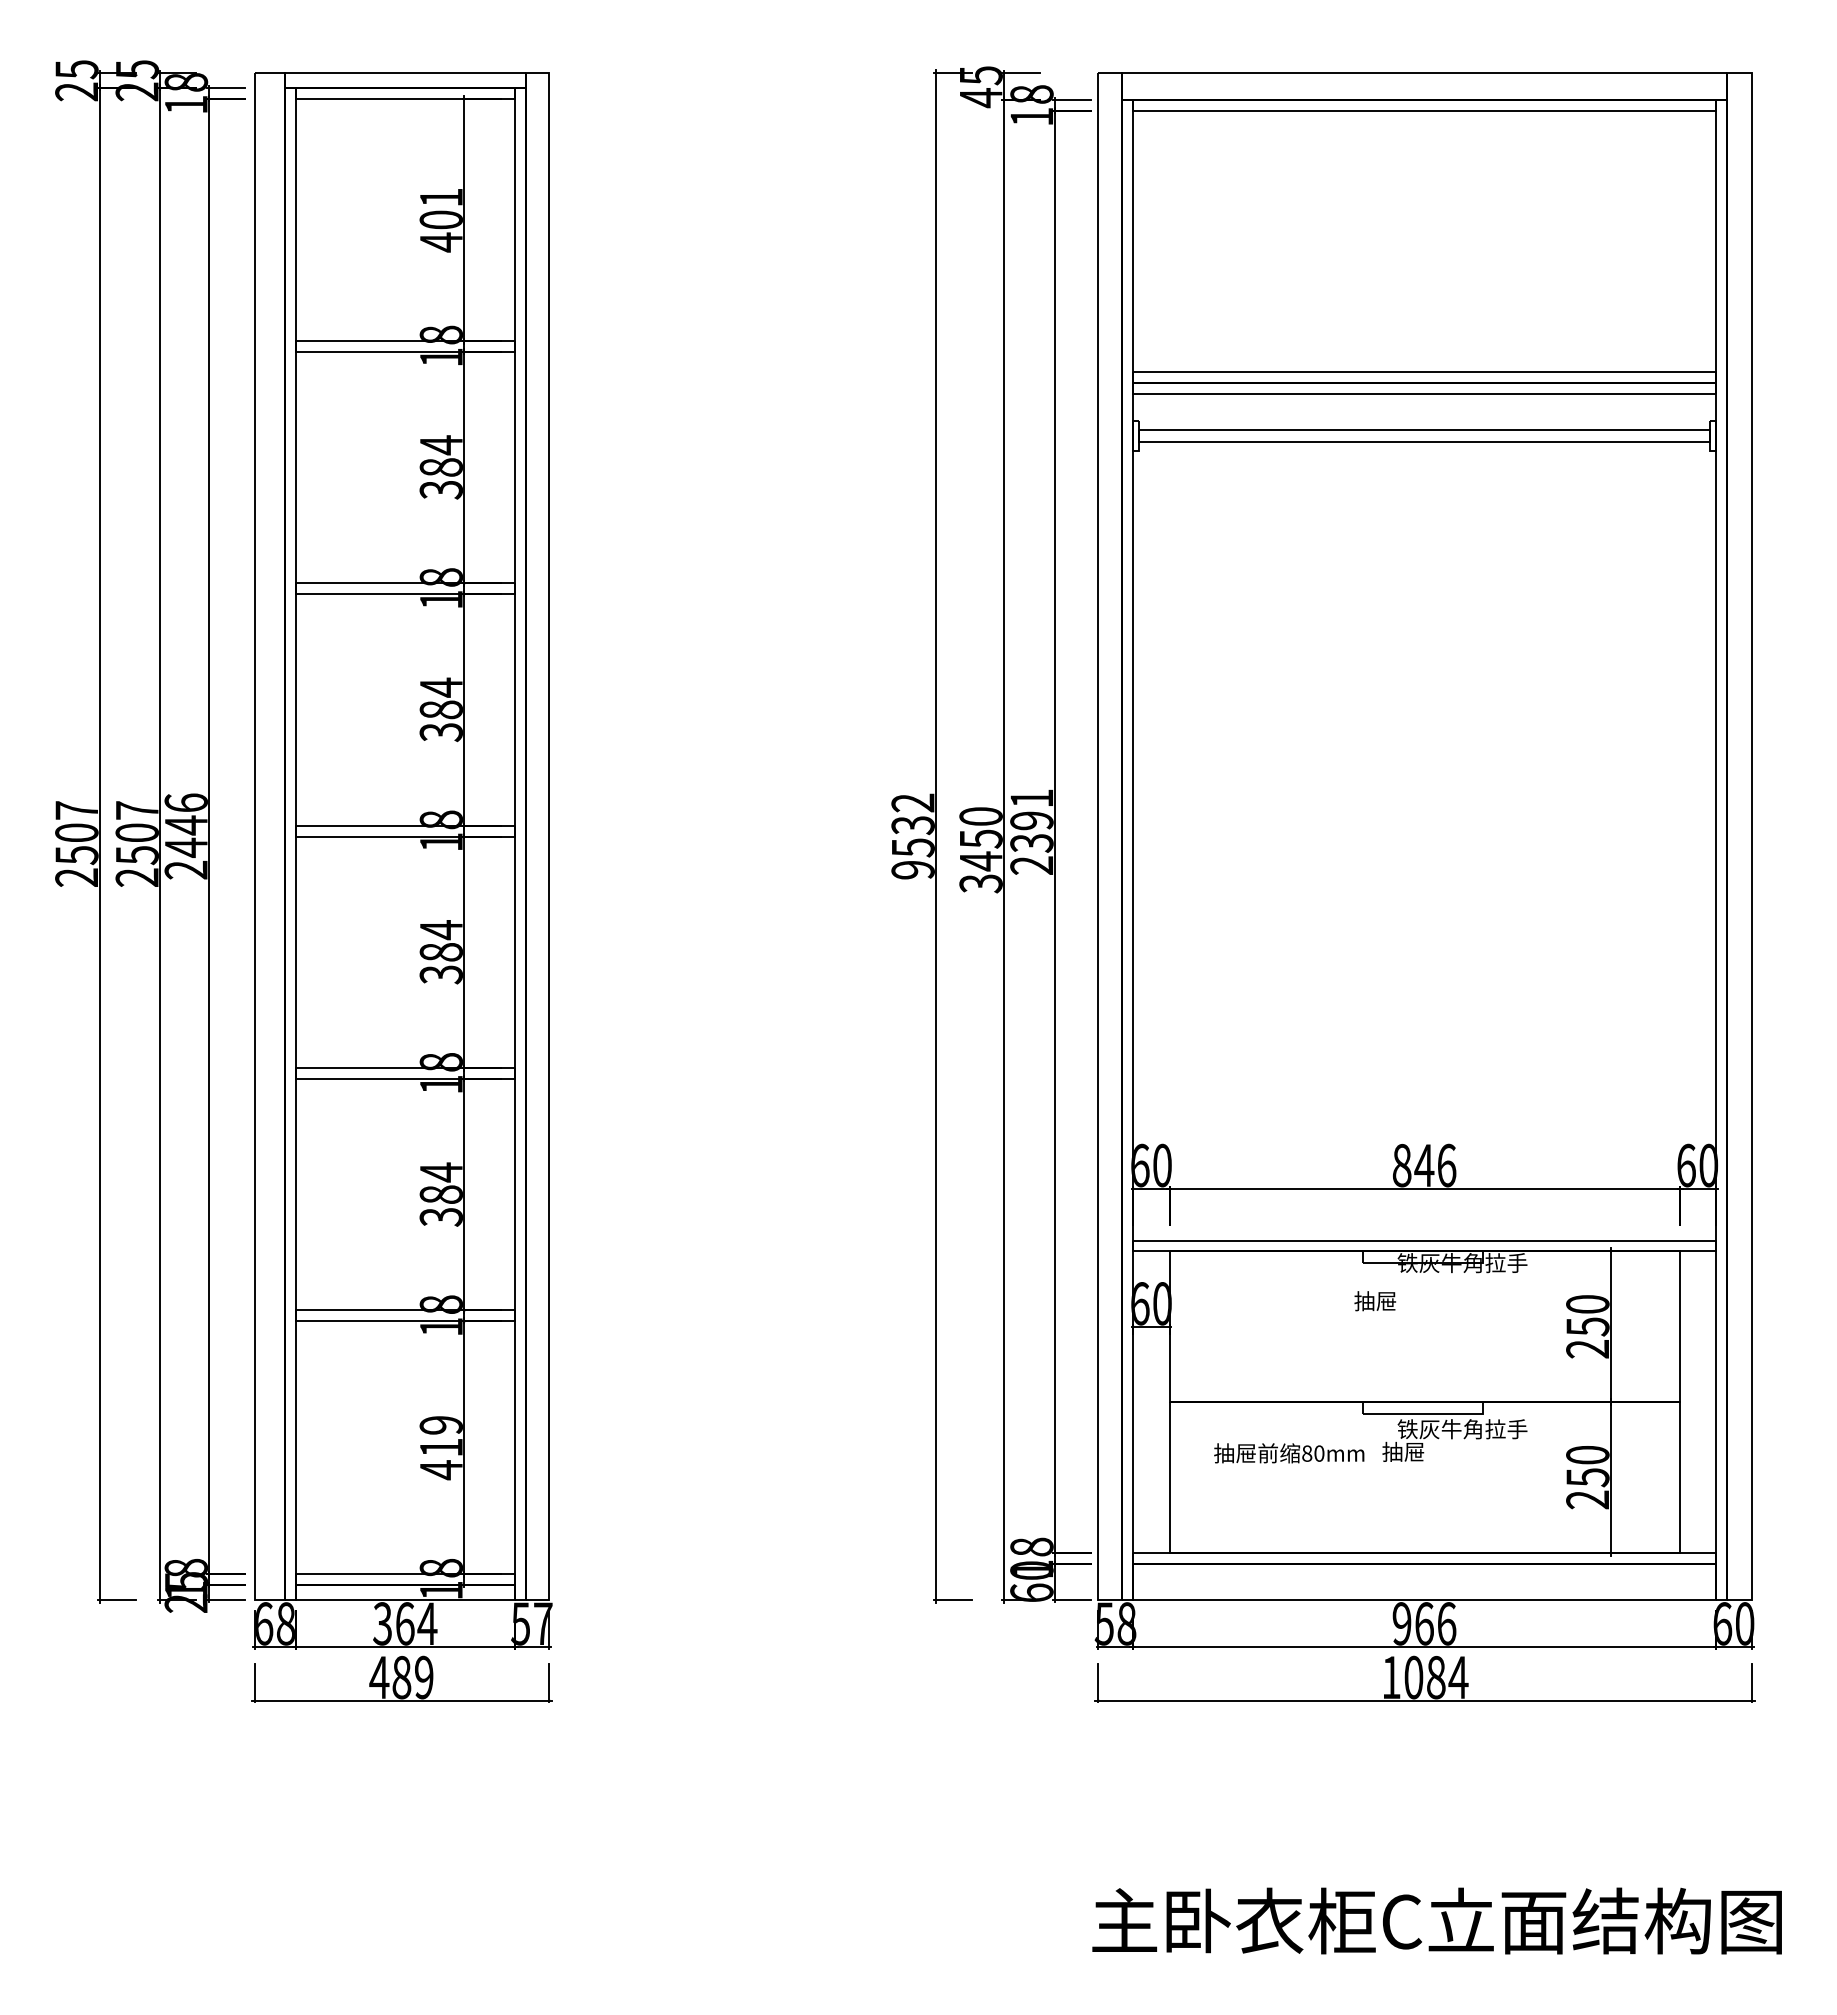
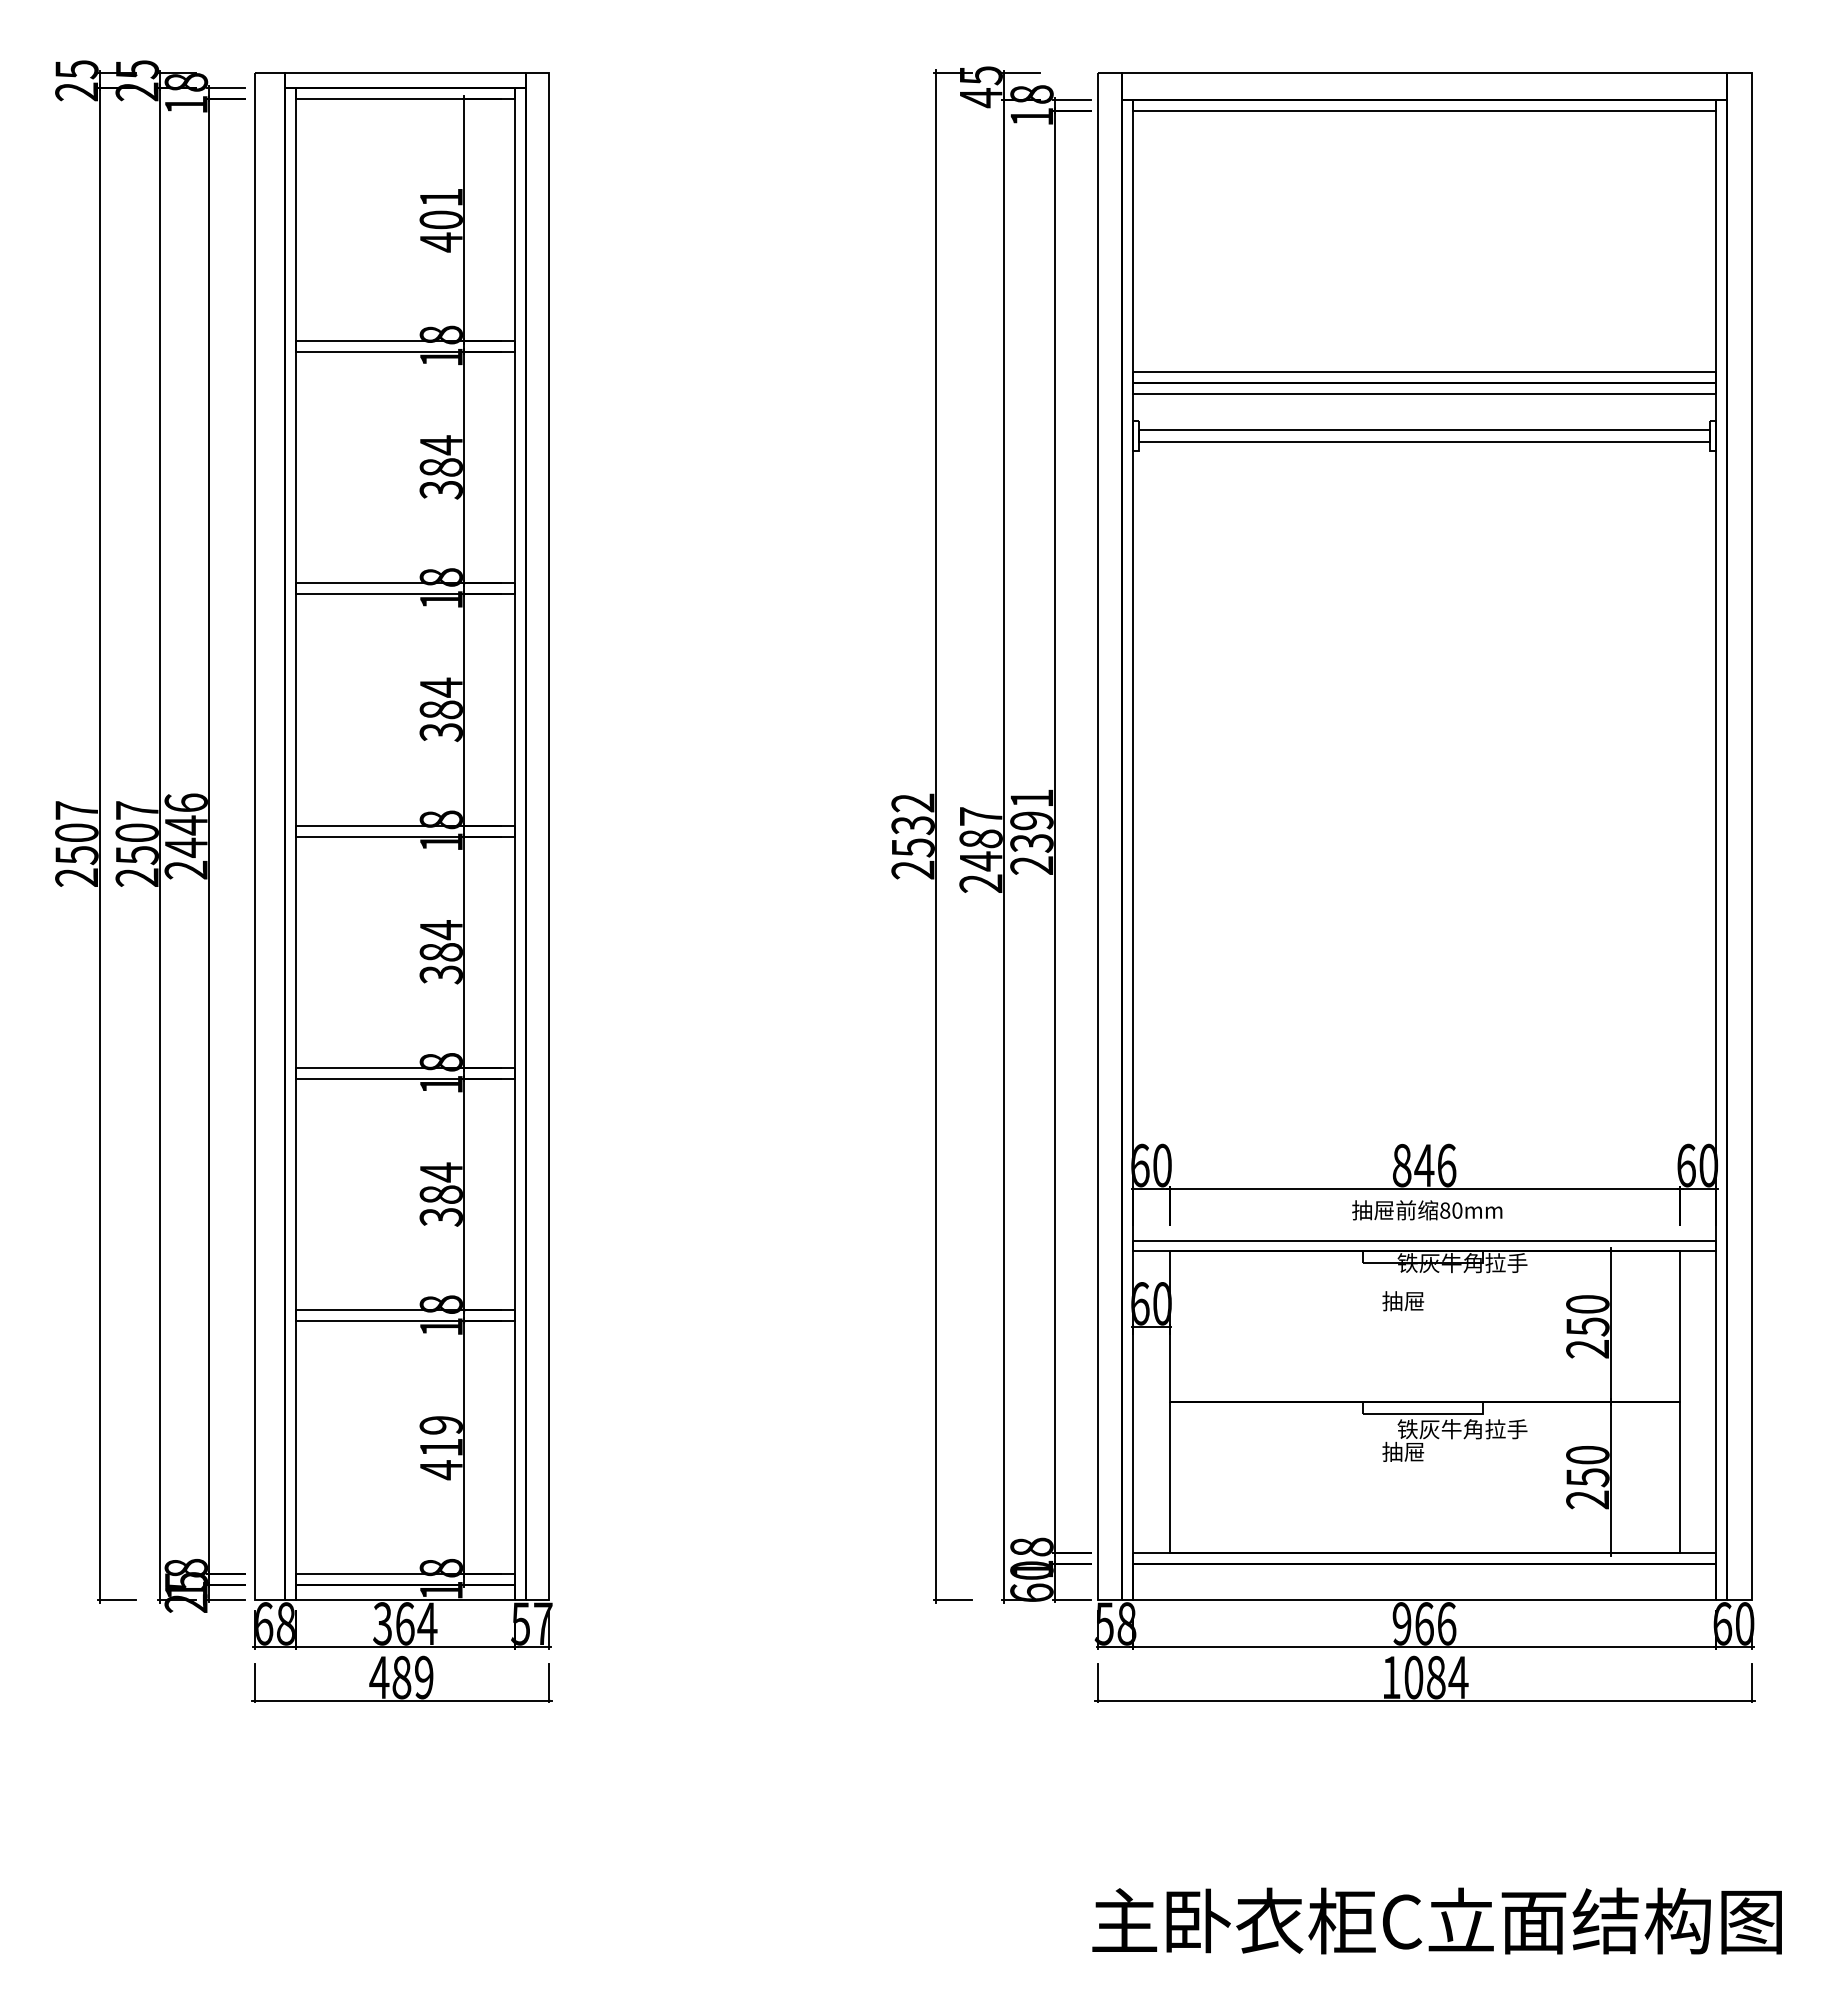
text: 3450 -> 2487 (980, 850)
text: 9532 -> 2532 (912, 870)
text position: (1375, 1301) -> (1403, 1301) (1403, 1301)
text position: (1289, 1453) -> (1427, 1210) (1427, 1210)
